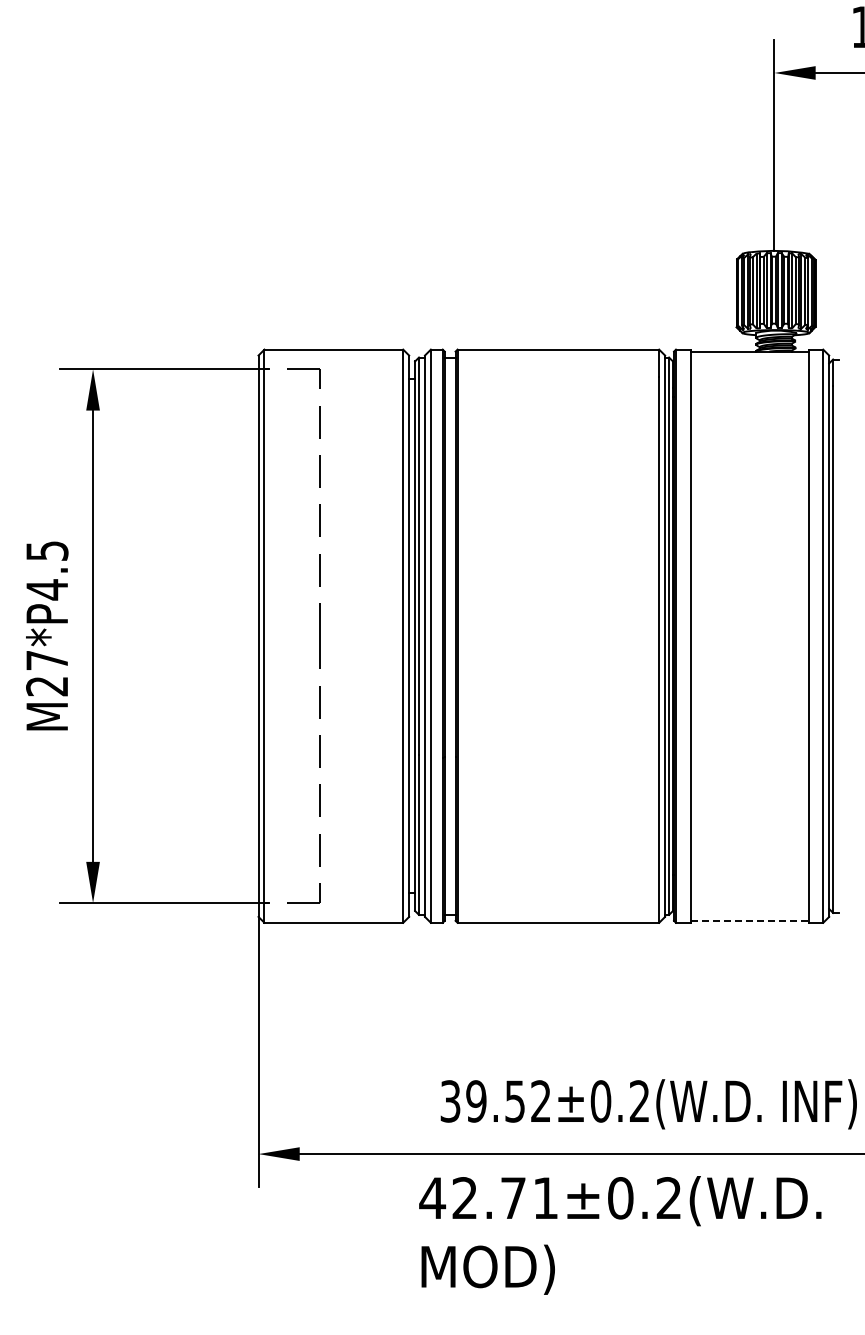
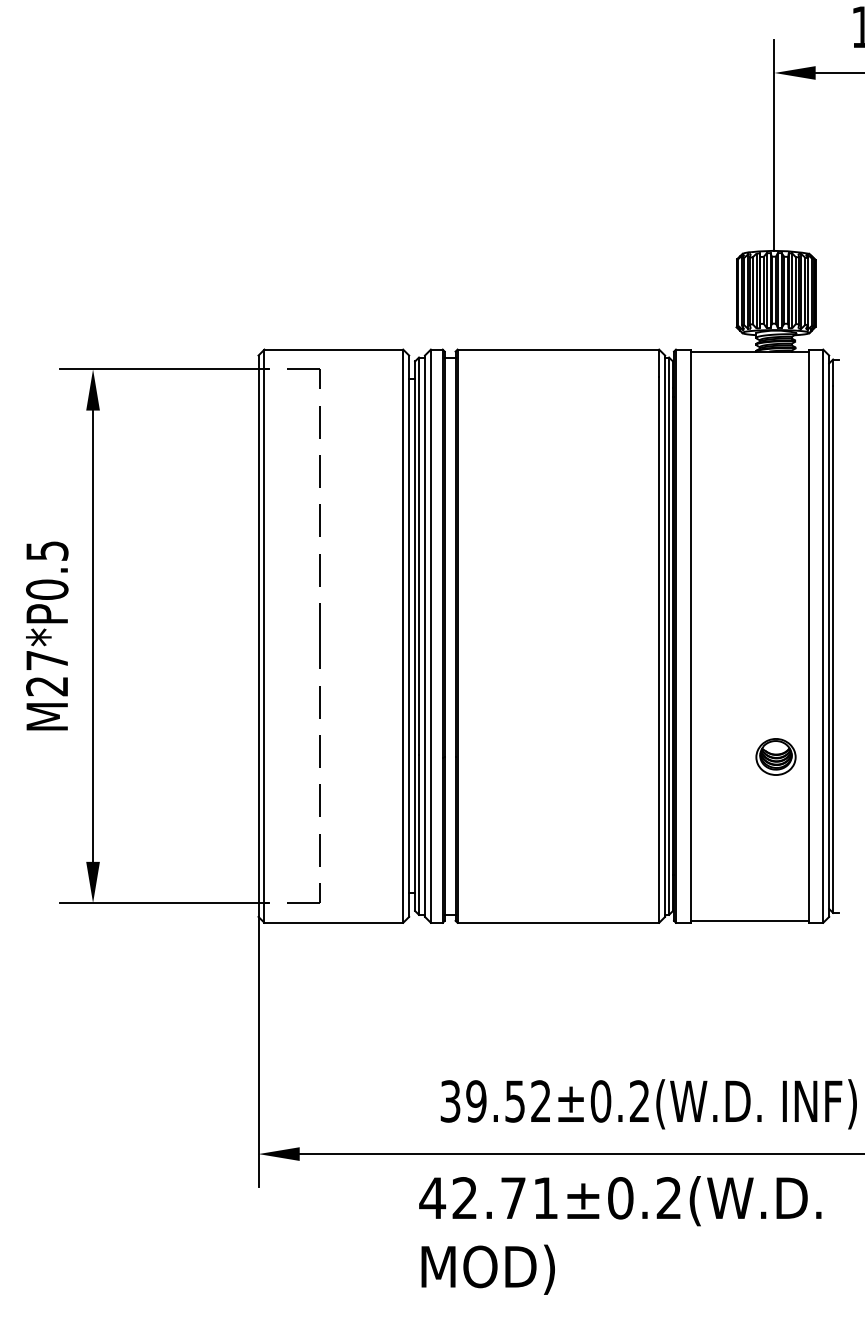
text: M27*P4.5 -> M27*P0.5 (47, 589)
part: none -> present (775, 756)
line: dashed -> solid (750, 920)
